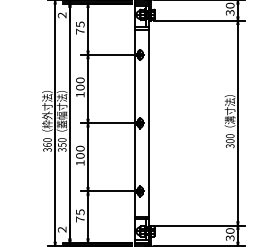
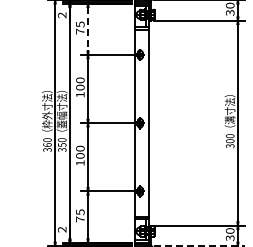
line: solid -> dashed (88, 29)
line: solid -> dashed (199, 246)
